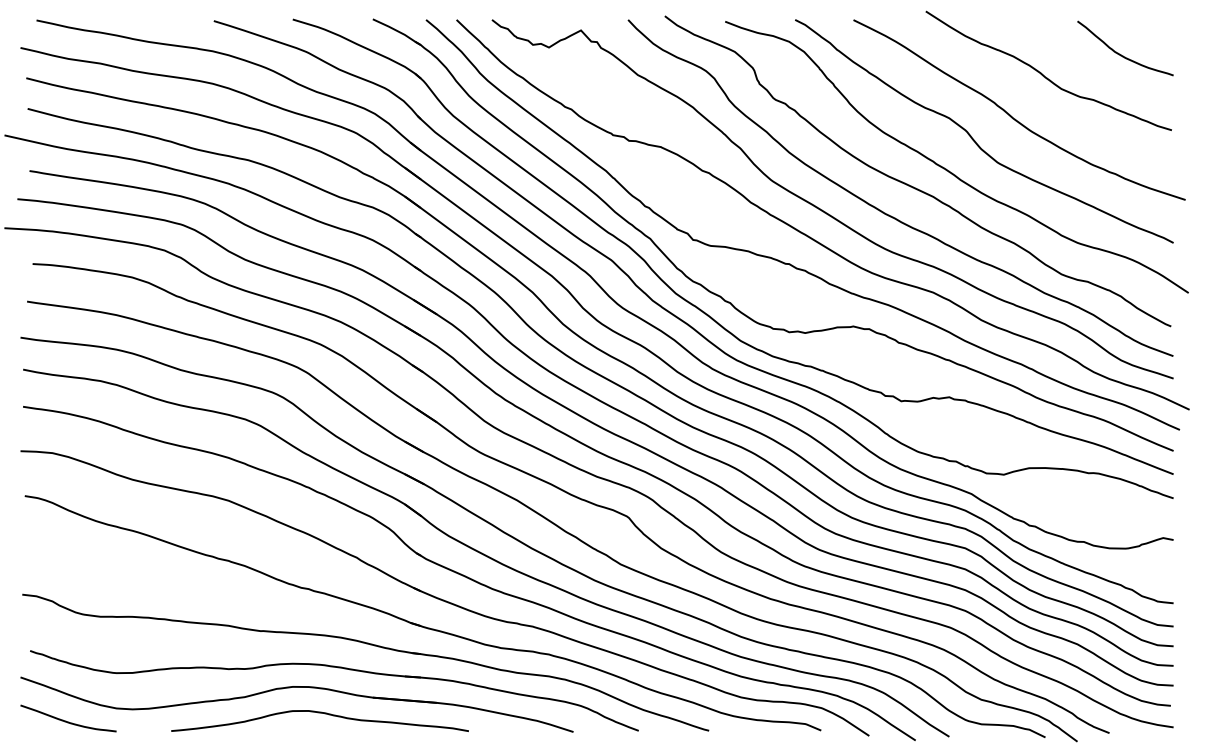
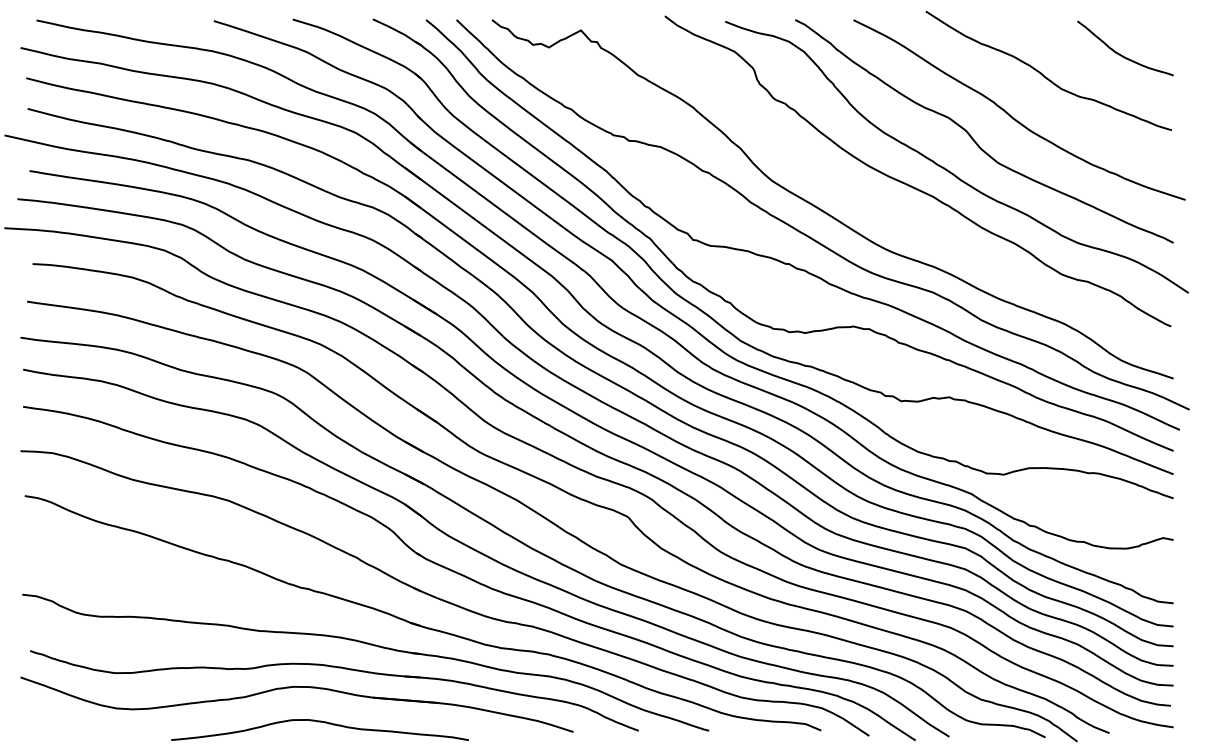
curve: present -> none (887, 213)
curve position: (319, 713) -> (319, 722) (319, 722)
curve: present -> none (66, 720)
